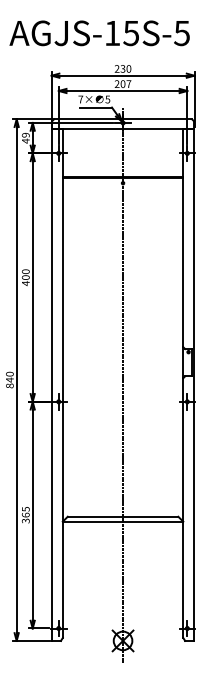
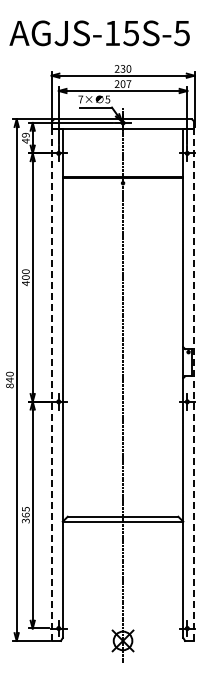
line: solid -> dashed (51, 384)
line: solid -> dashed (194, 384)
